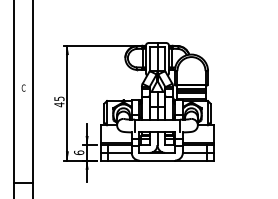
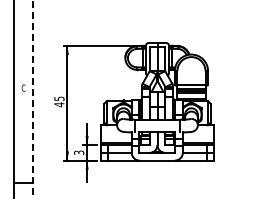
line: solid -> dashed (33, 99)
text: 6 -> 3 (79, 152)
